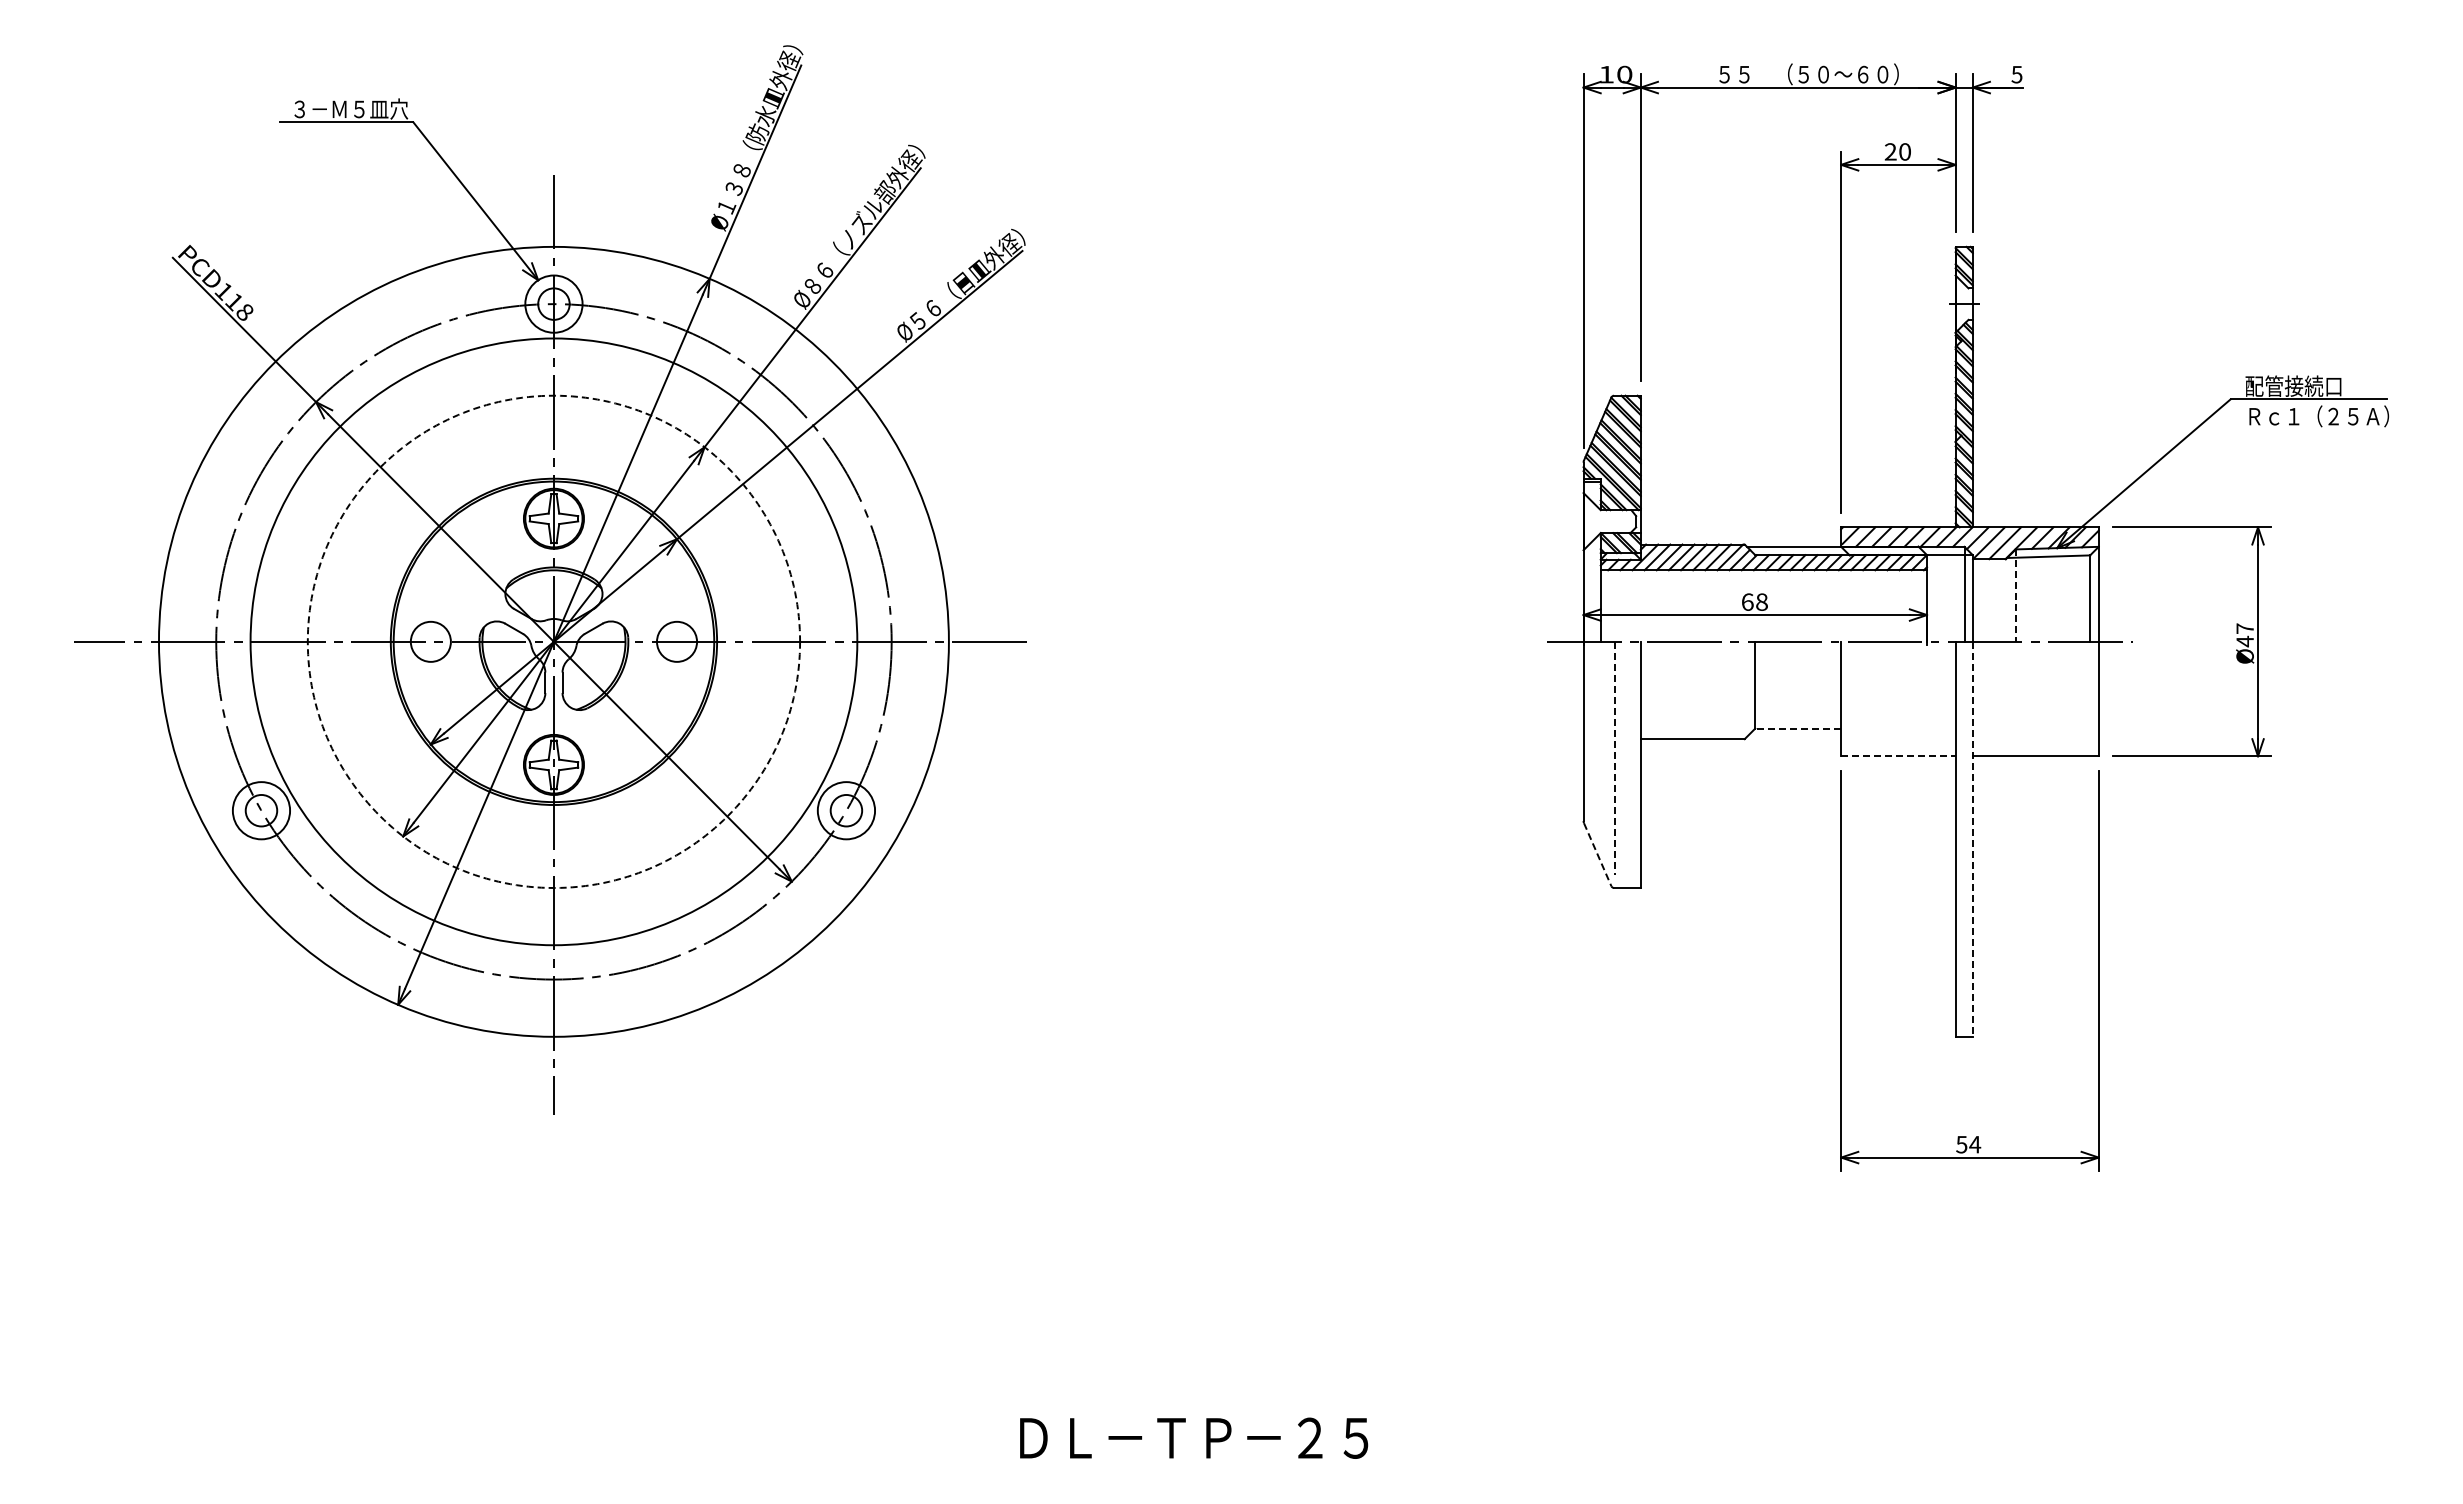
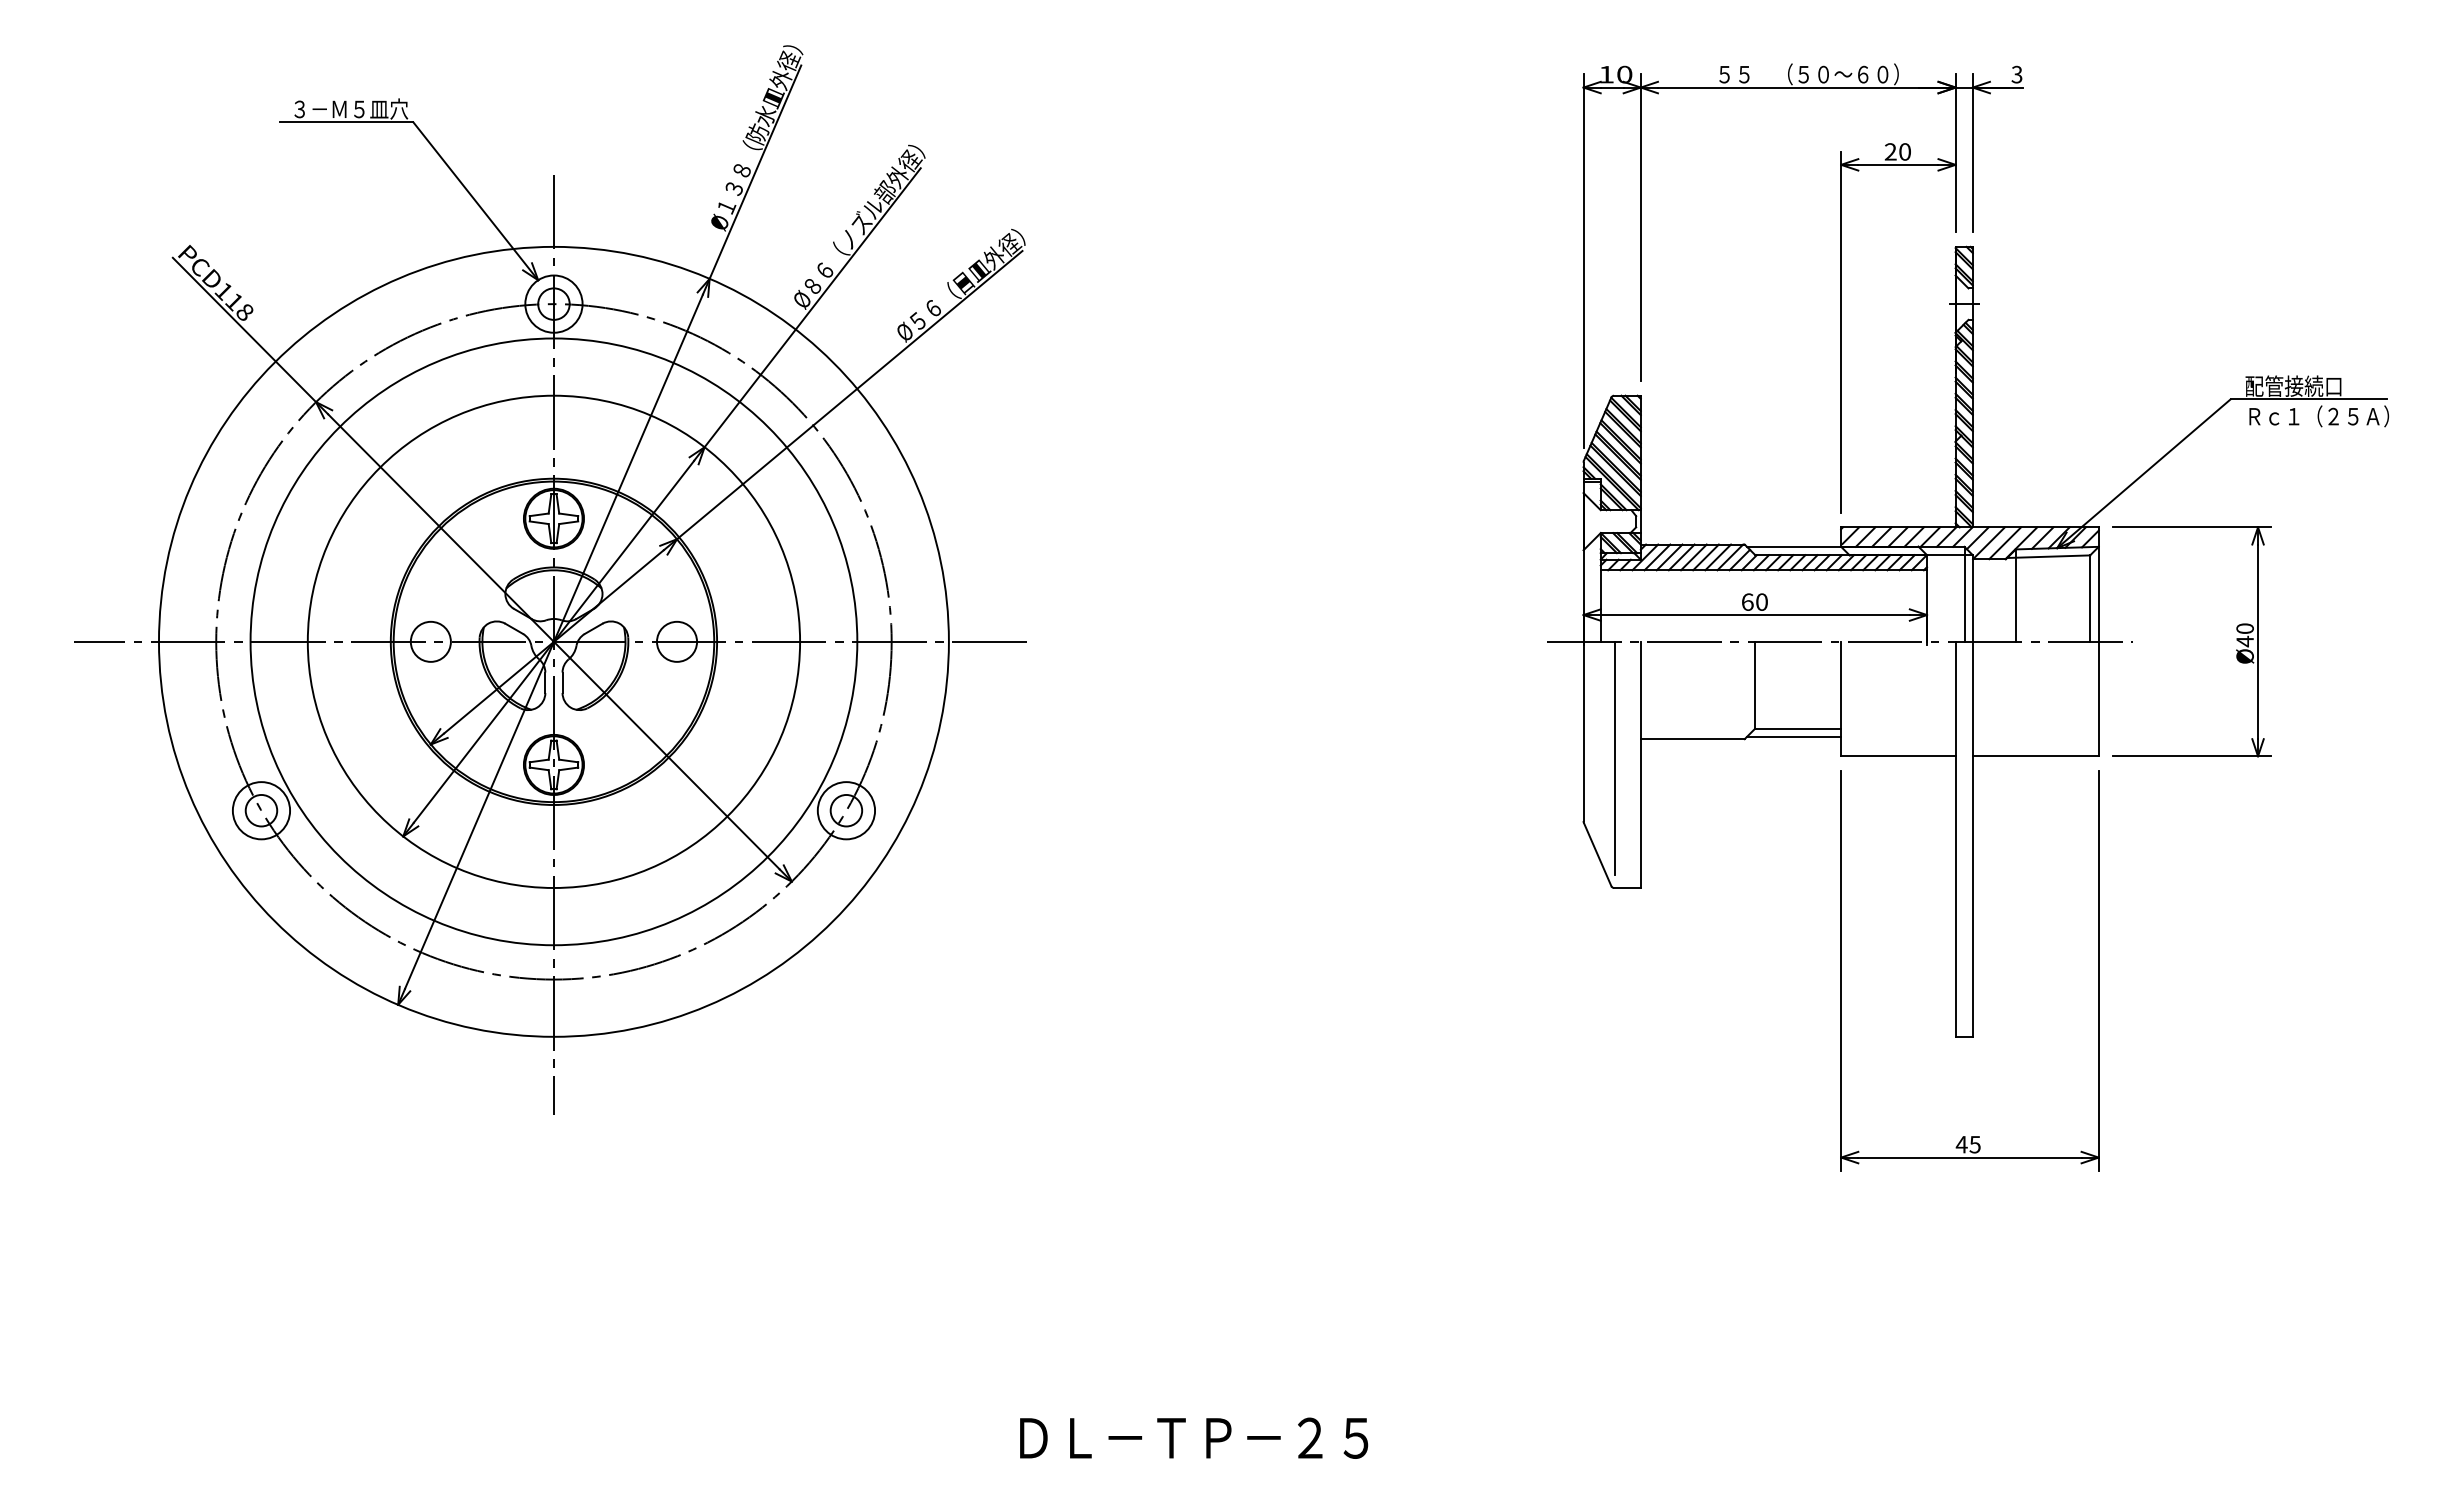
text: 5 -> 3 (2017, 73)
line: dashed -> solid (2015, 596)
text: 68 -> 60 (1761, 601)
text: Ø47 -> Ø40 (2244, 628)
circle: dashed -> solid (553, 641)
line: dashed -> solid (1798, 728)
line: none -> present (1793, 737)
line: dashed -> solid (1898, 756)
line: dashed -> solid (1615, 758)
line: dashed -> solid (1972, 839)
line: dashed -> solid (1597, 855)
text: 54 -> 45 (1968, 1144)
